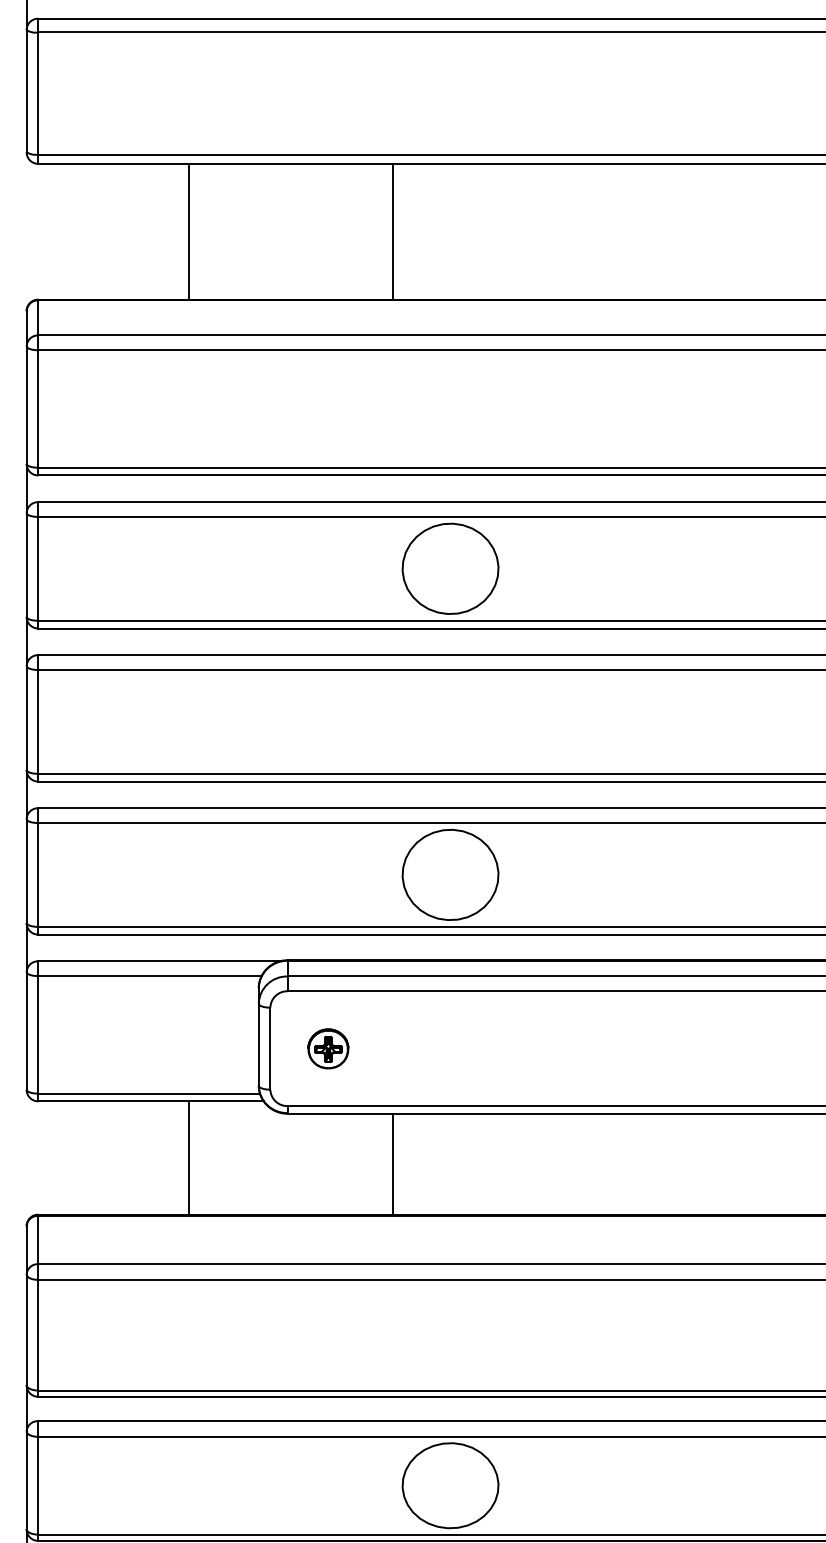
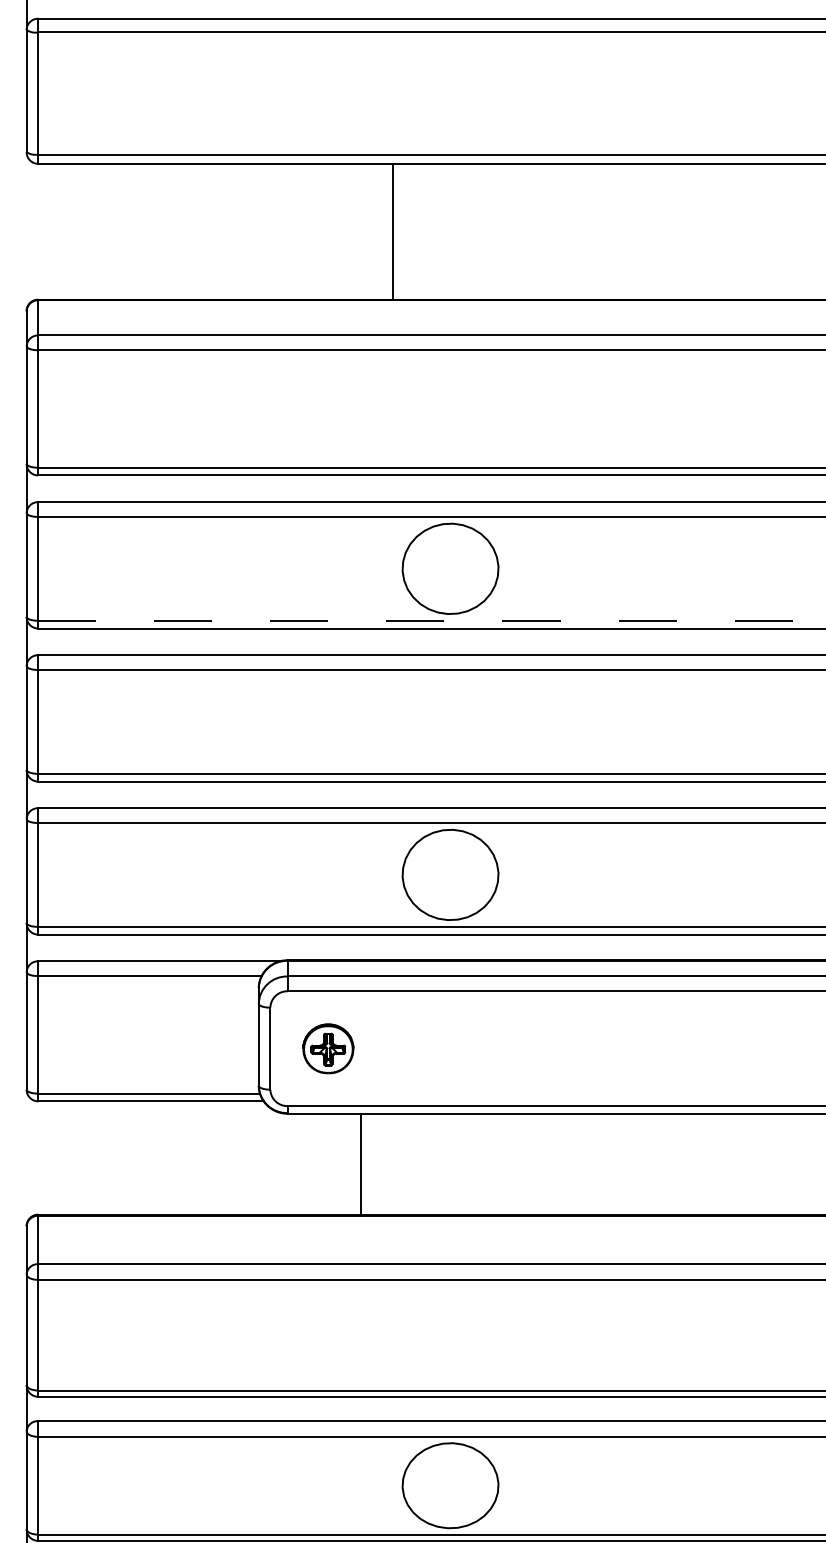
line: present -> none (189, 231)
line: solid -> dashed (432, 620)
part size: 43x42 px -> 53x52 px (328, 1048)
line: present -> none (189, 1157)
line position: (392, 1163) -> (360, 1163) (360, 1163)
